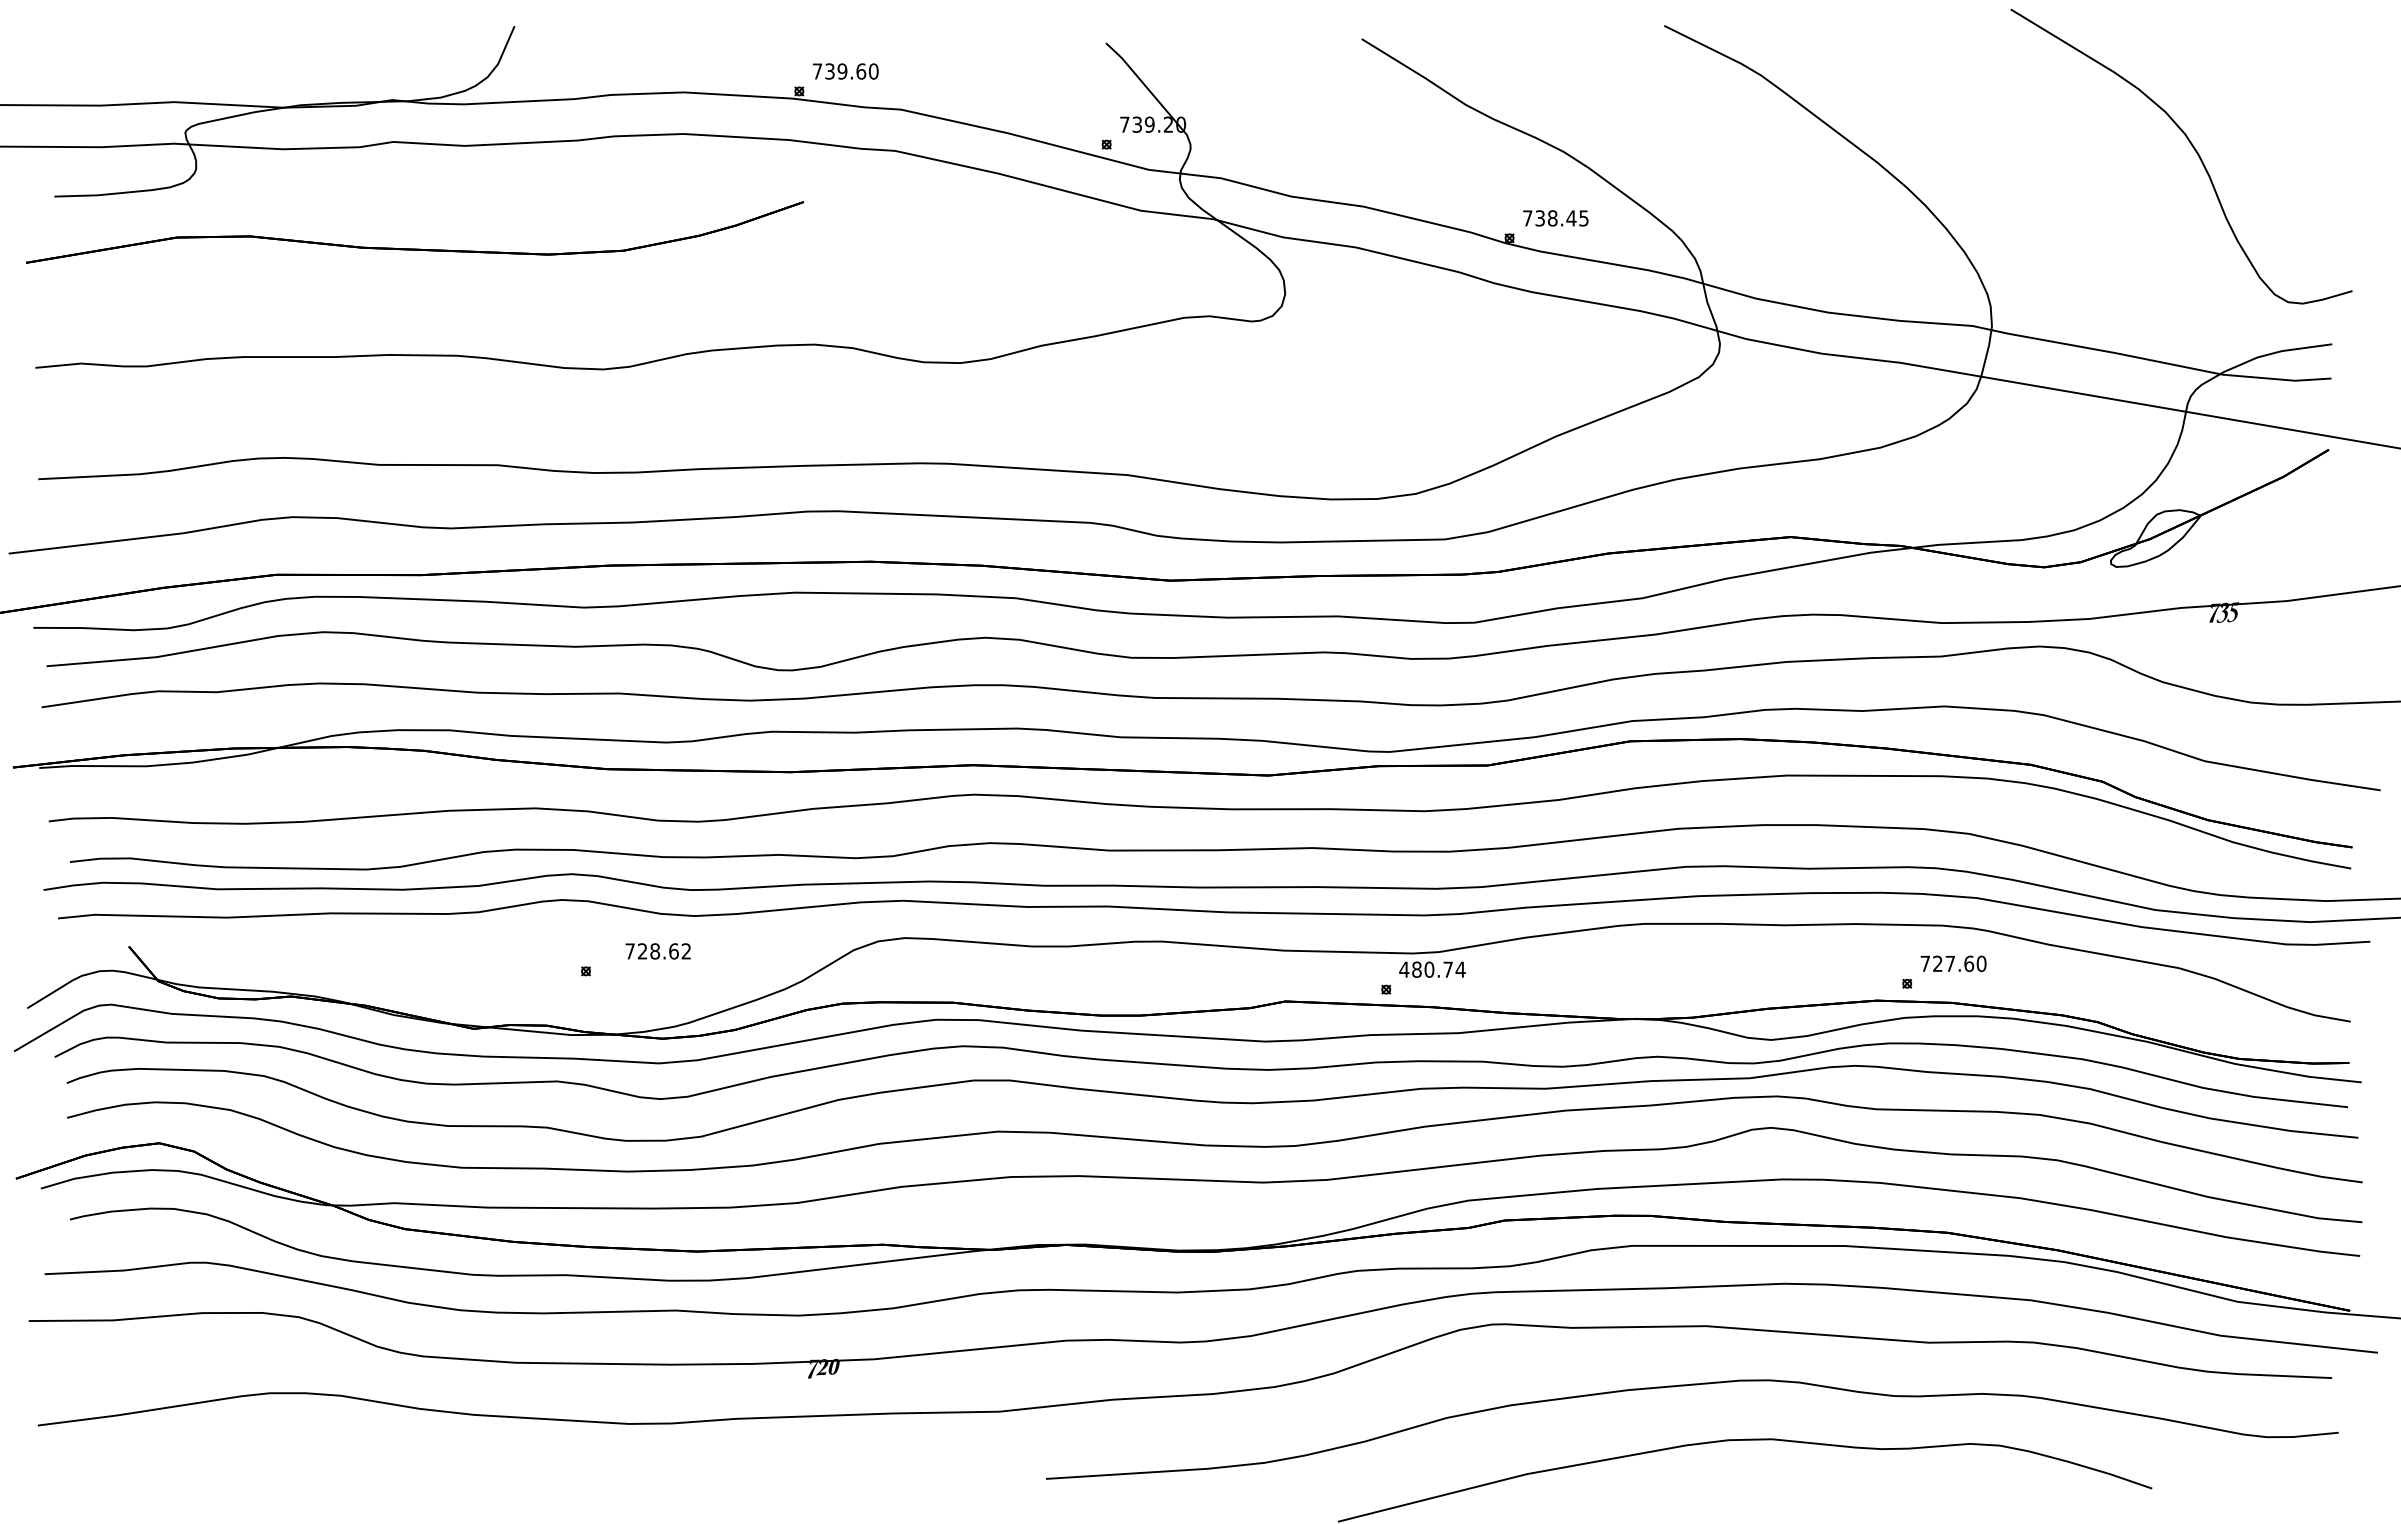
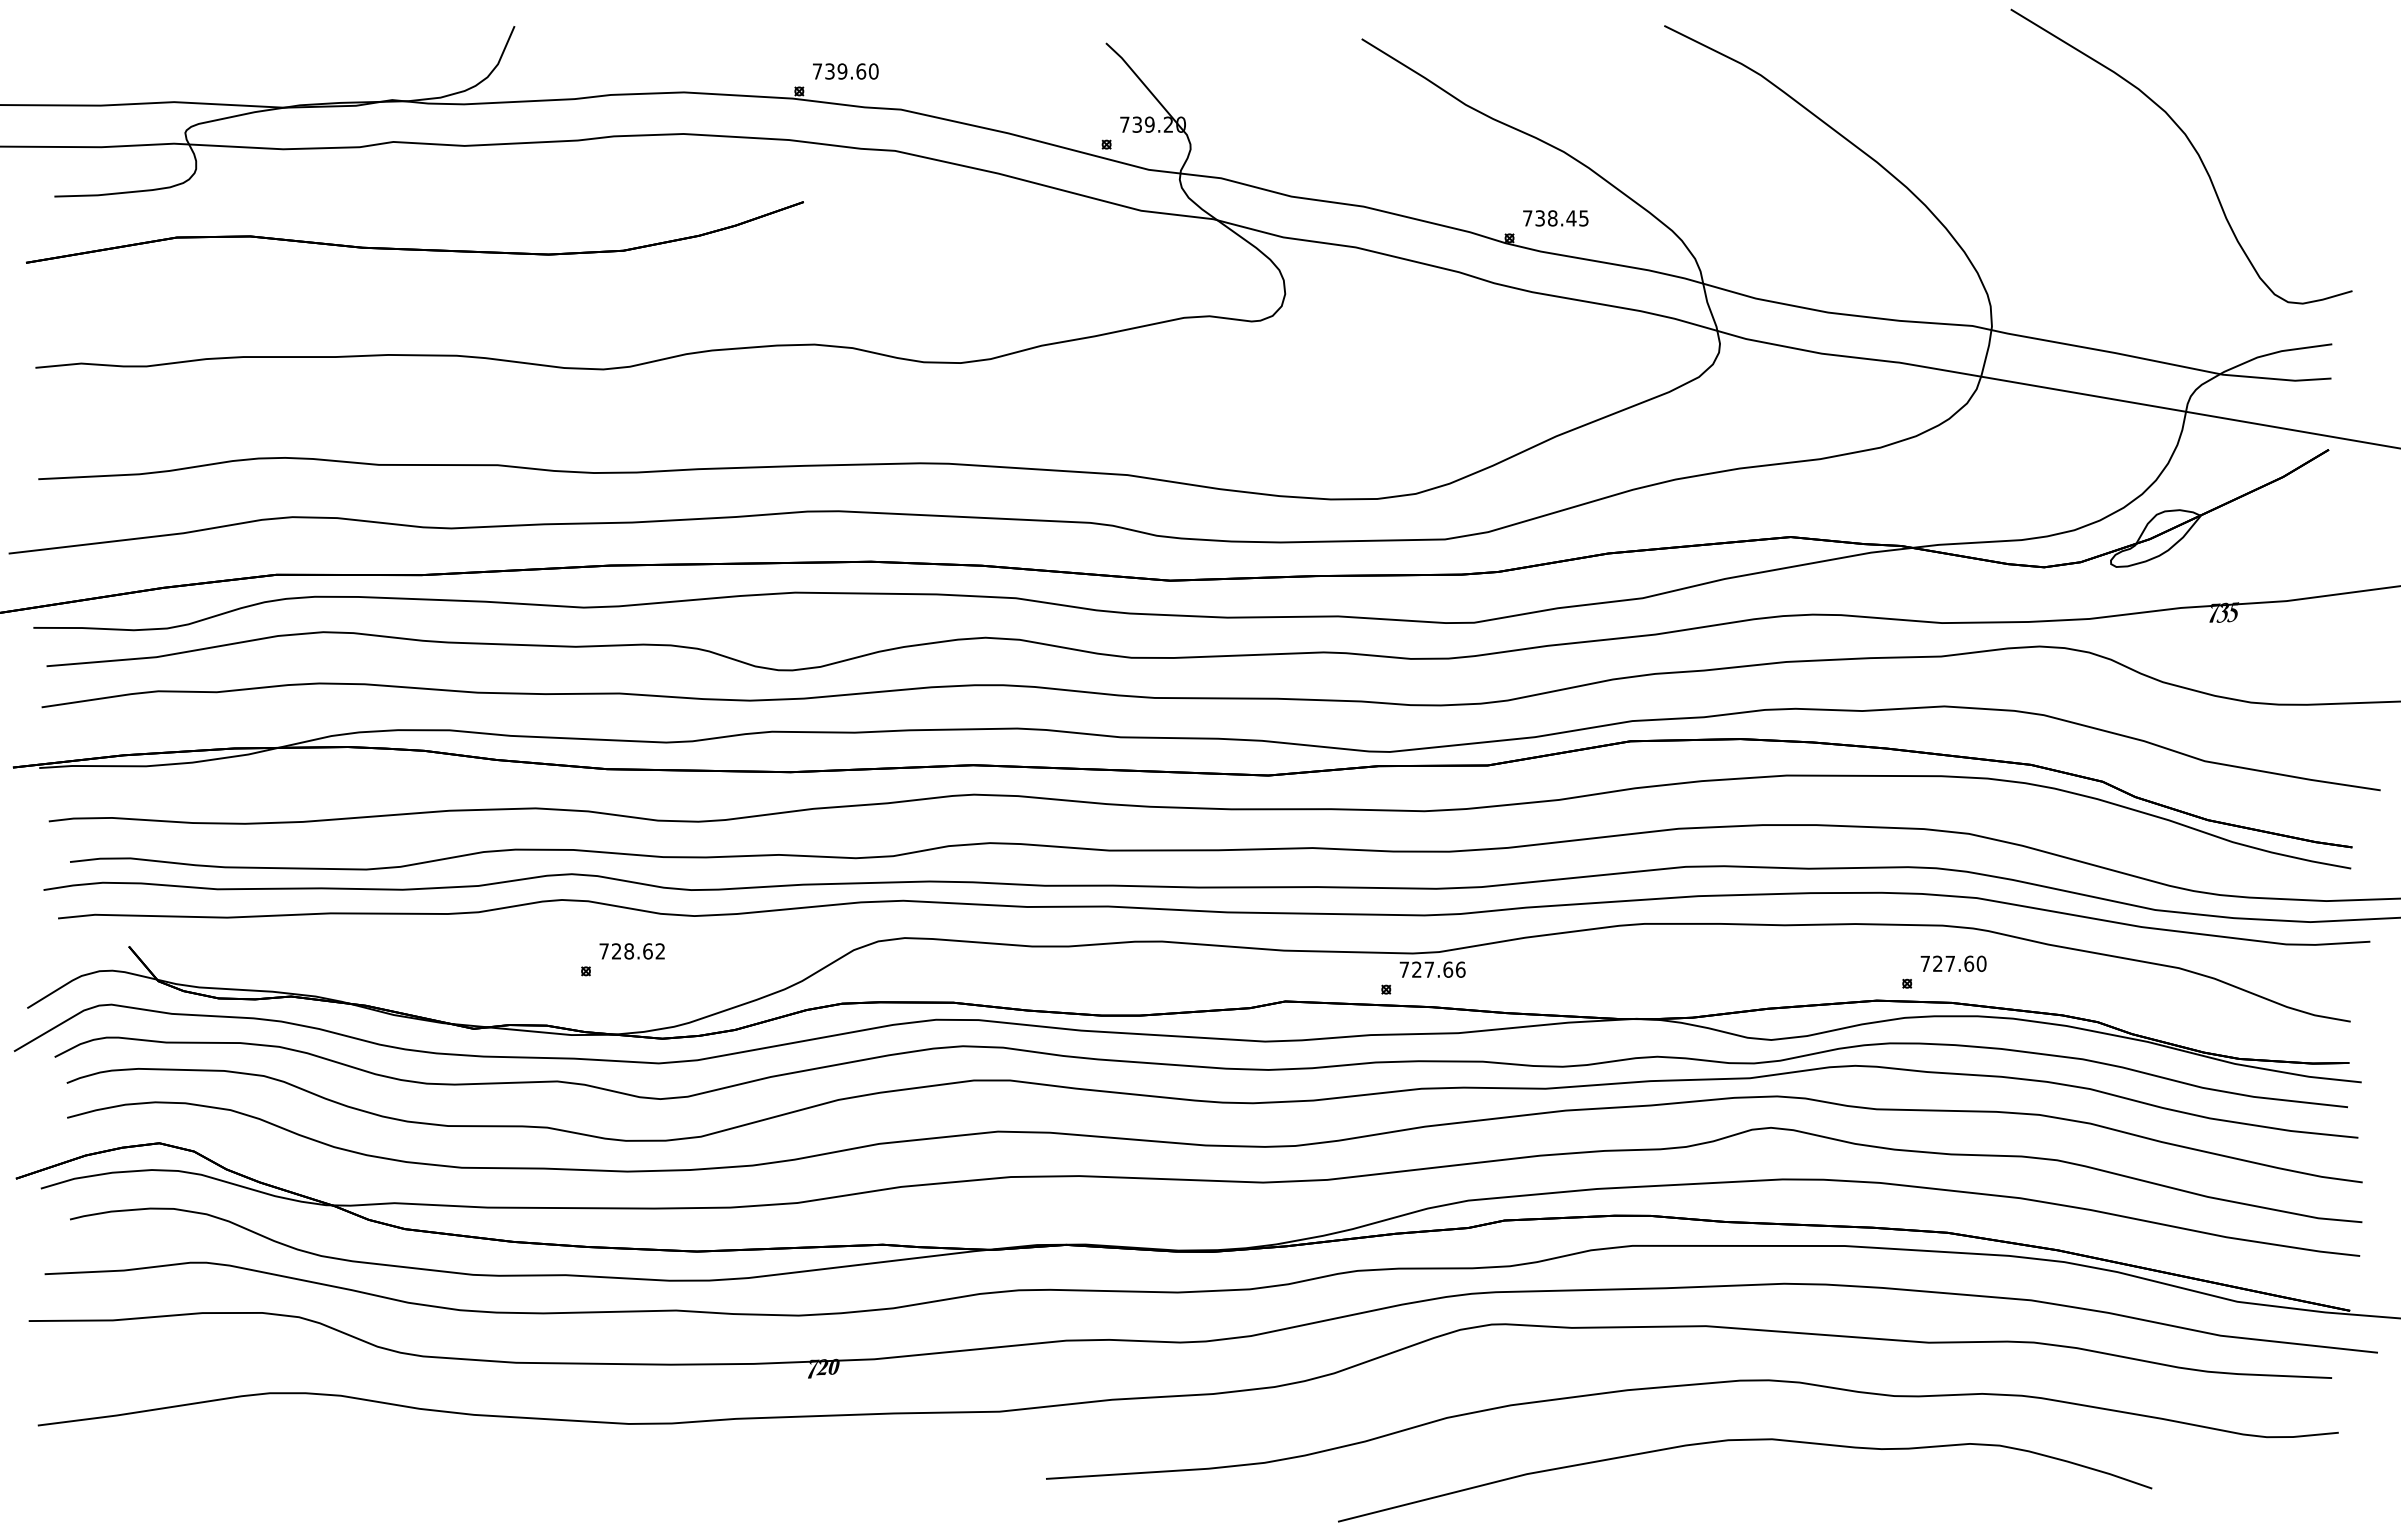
text position: (657, 951) -> (631, 951) (631, 951)
text: 480.74 -> 727.66 (1432, 969)
